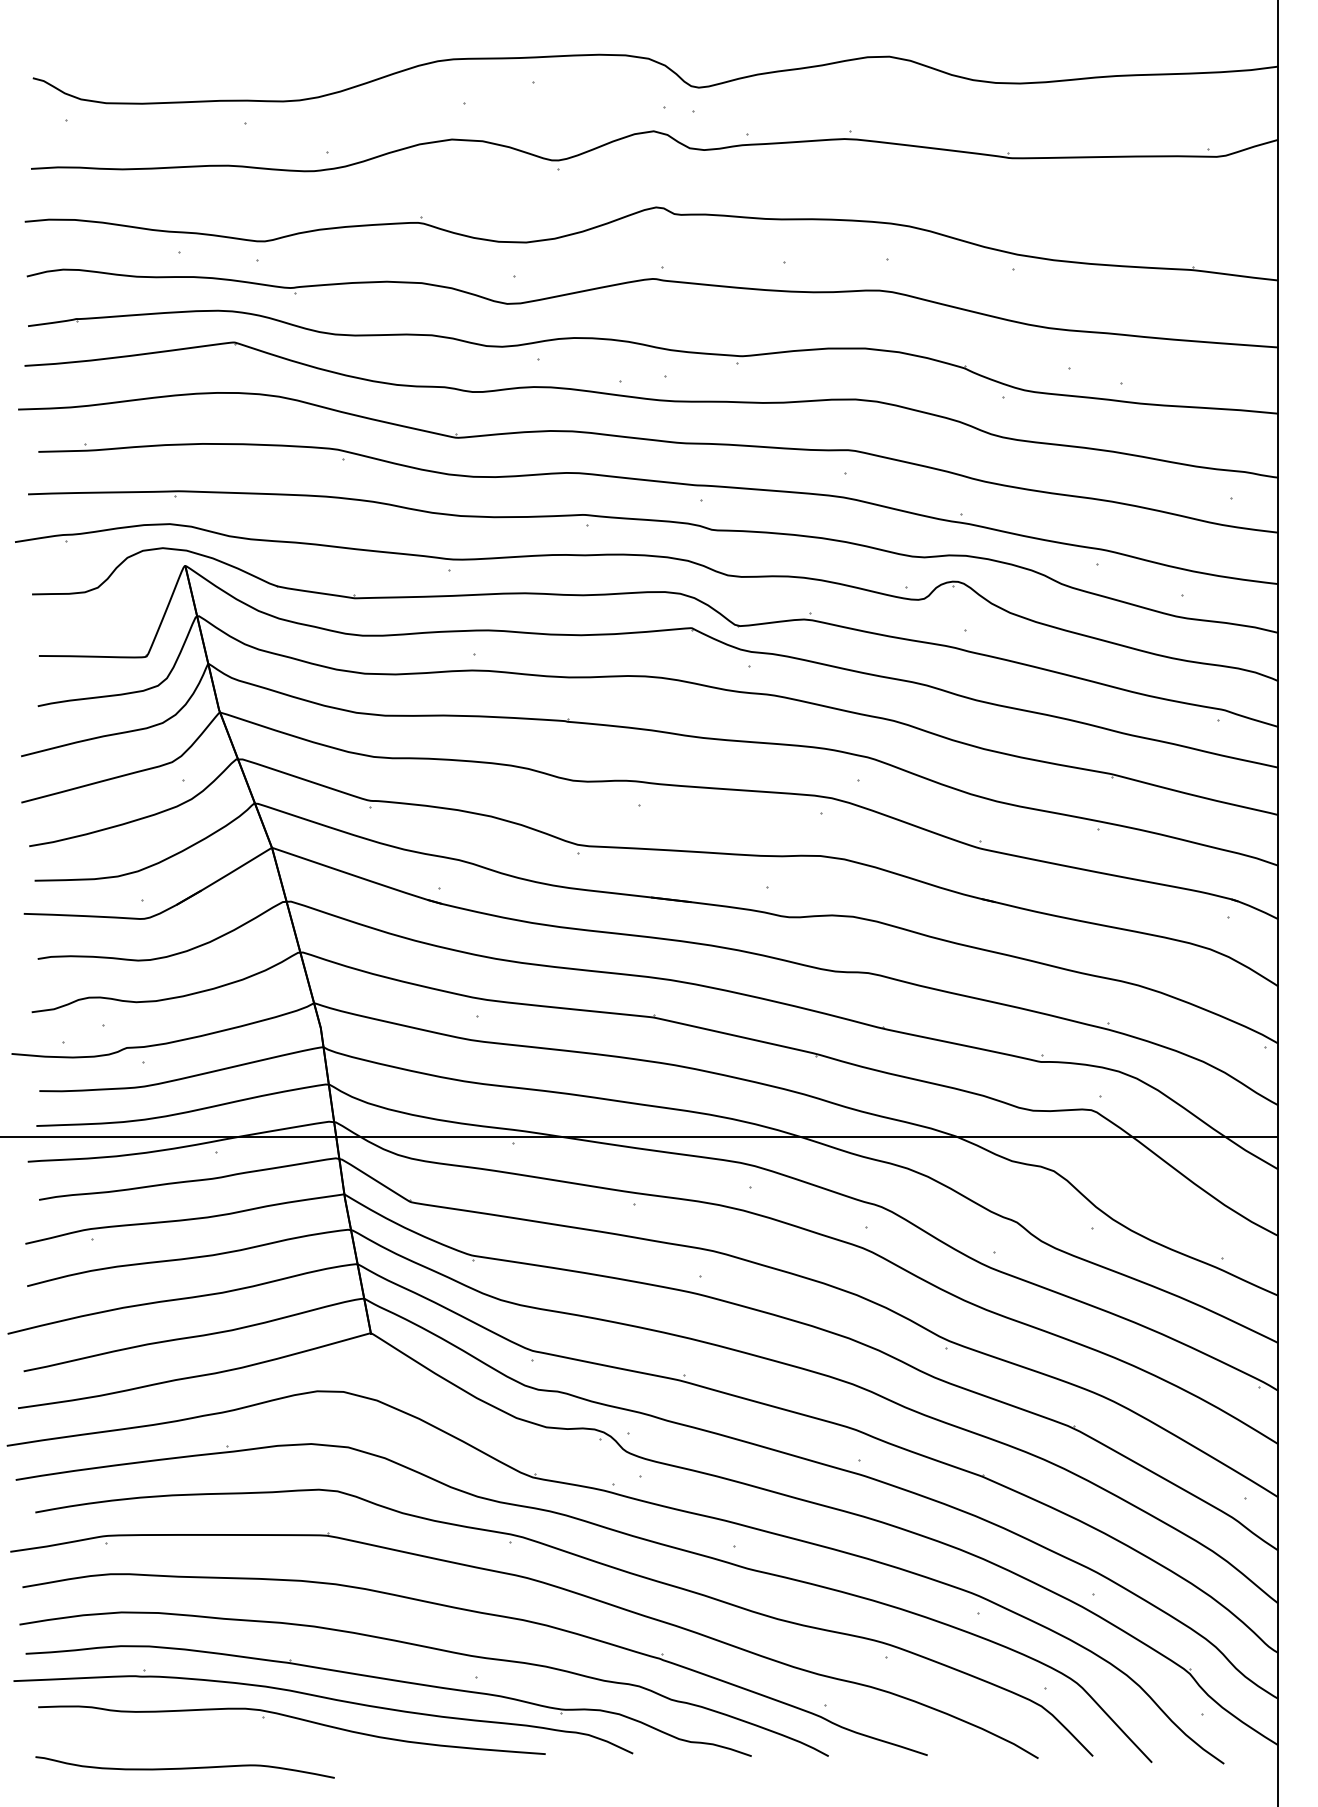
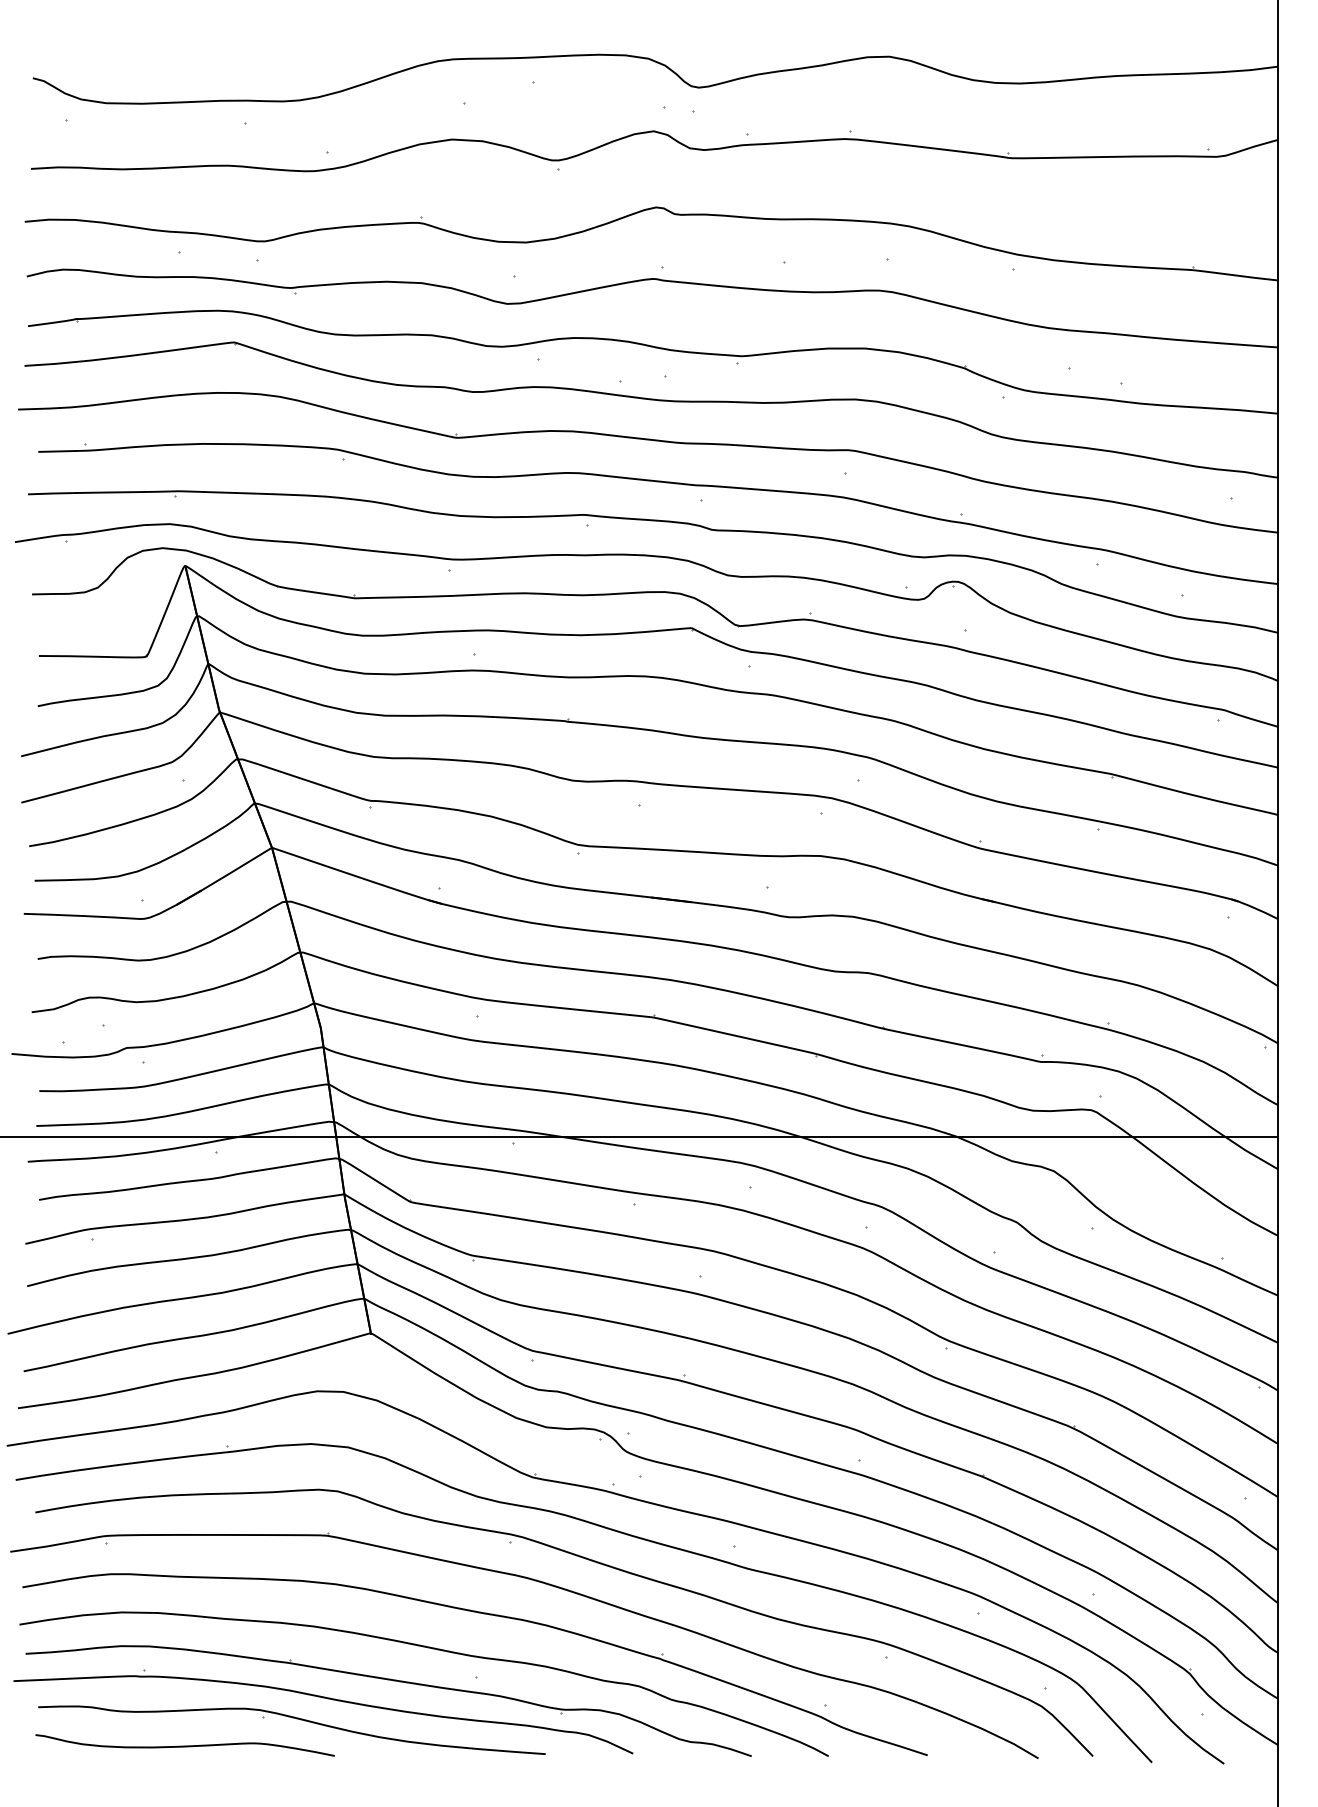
curve position: (184, 1767) -> (184, 1745) (184, 1745)
